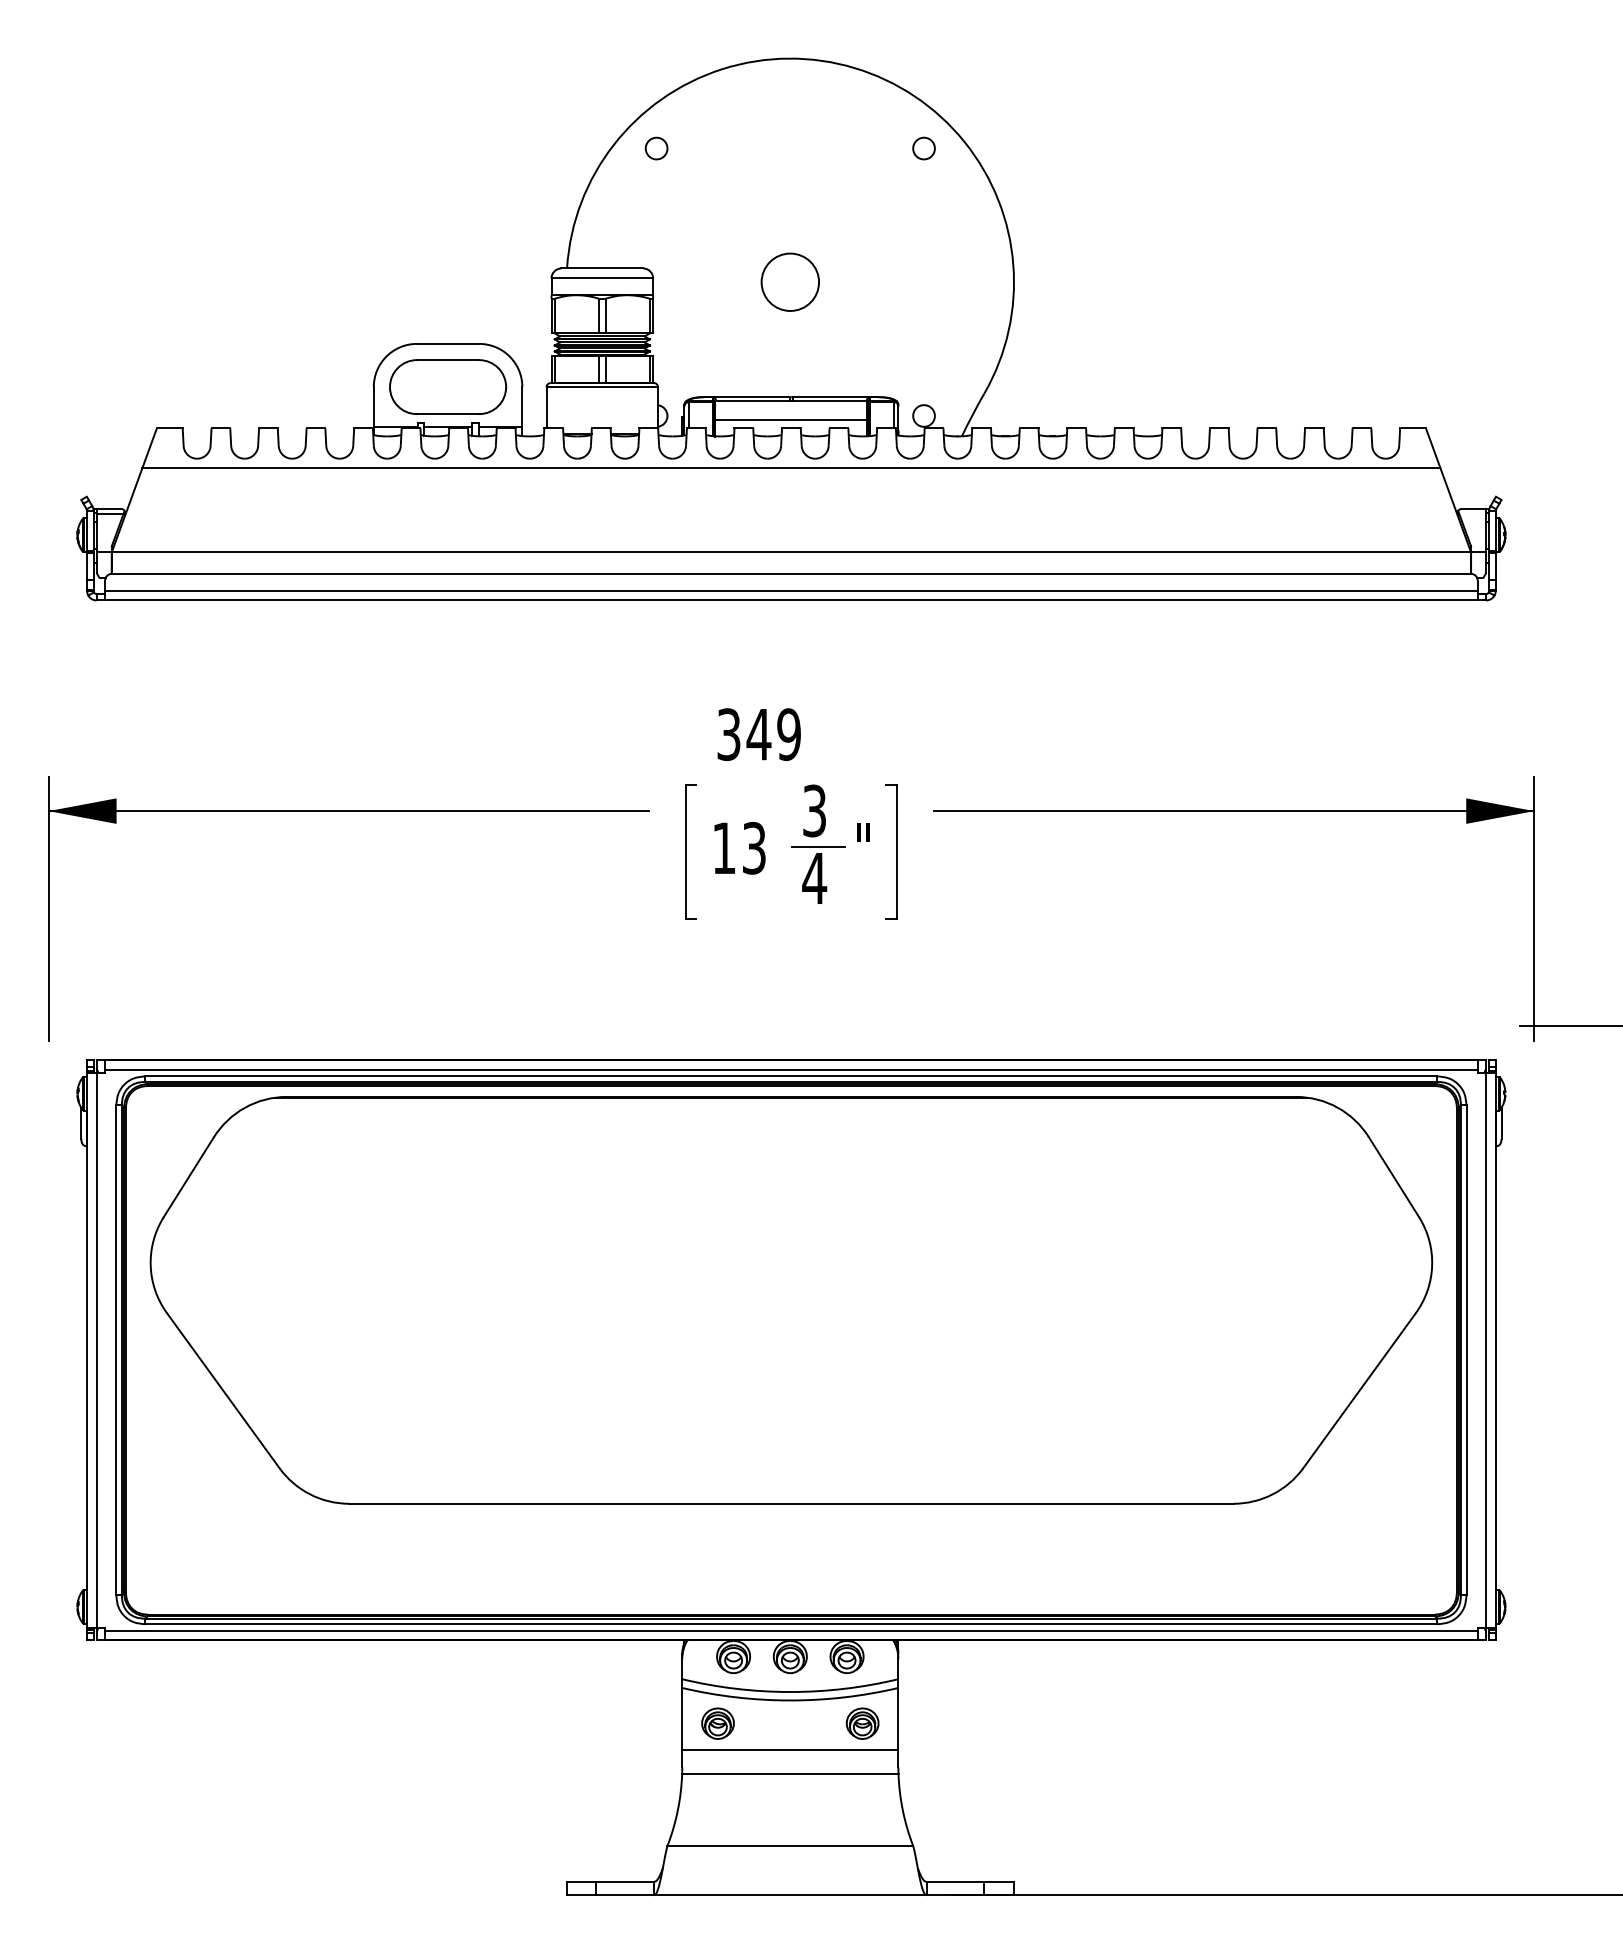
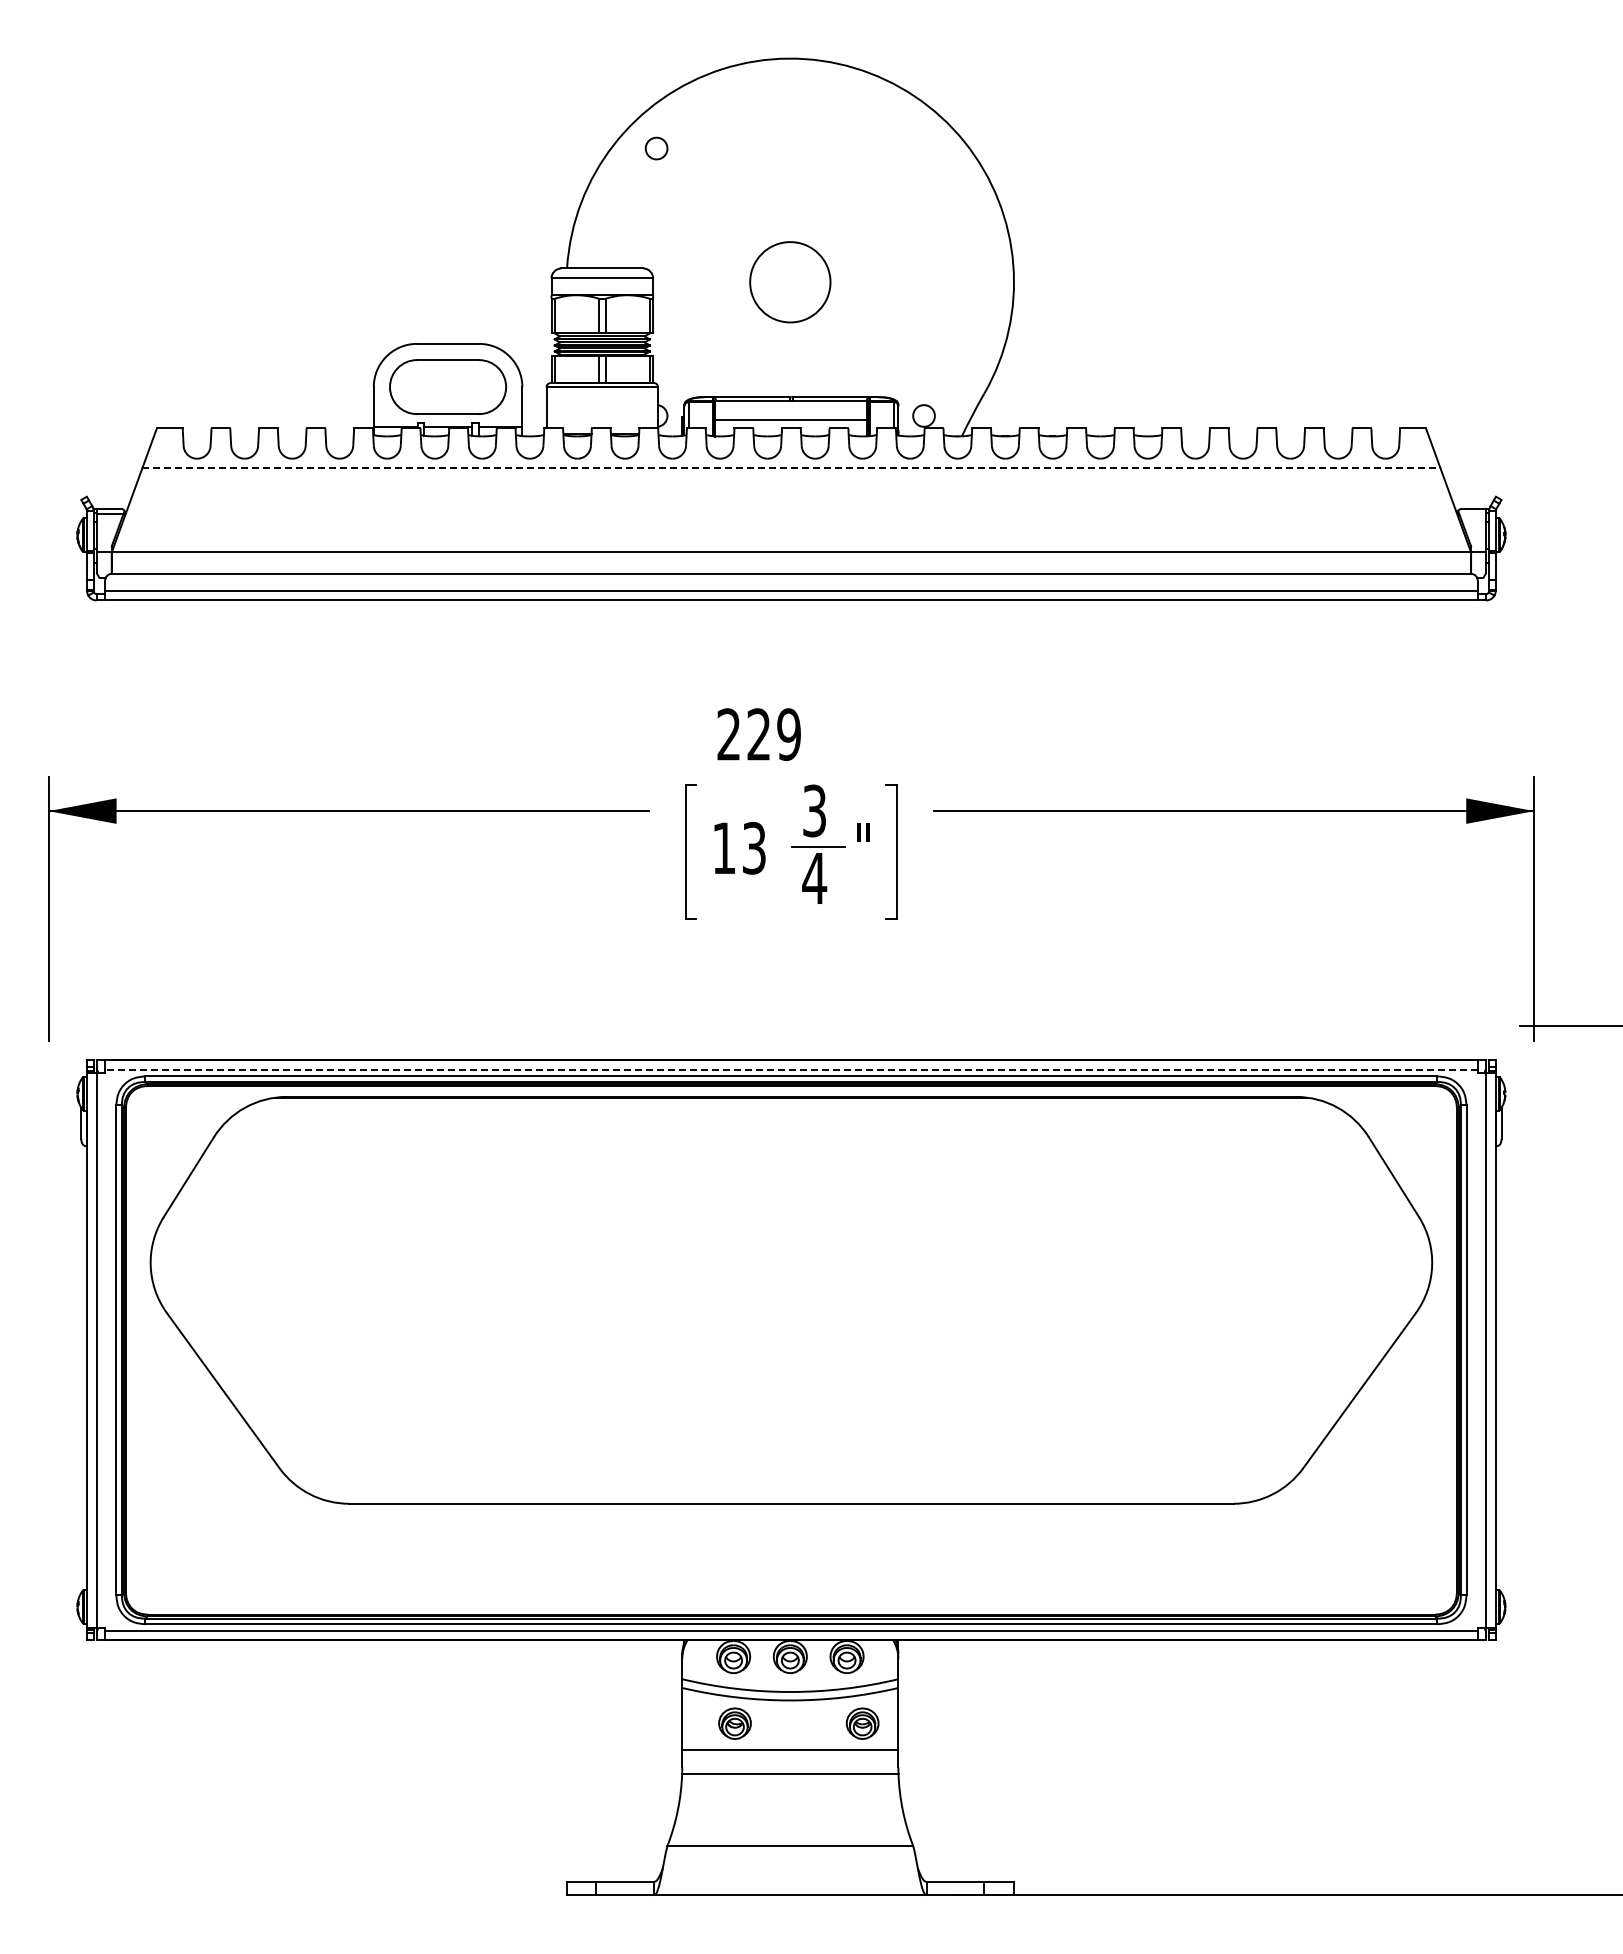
circle: present -> none (923, 148)
circle diameter: 57 px -> 80 px (790, 282)
line: solid -> dashed (791, 468)
text: 349 -> 229 (744, 734)
line: solid -> dashed (790, 1069)
part position: (717, 1723) -> (734, 1723) (734, 1723)
